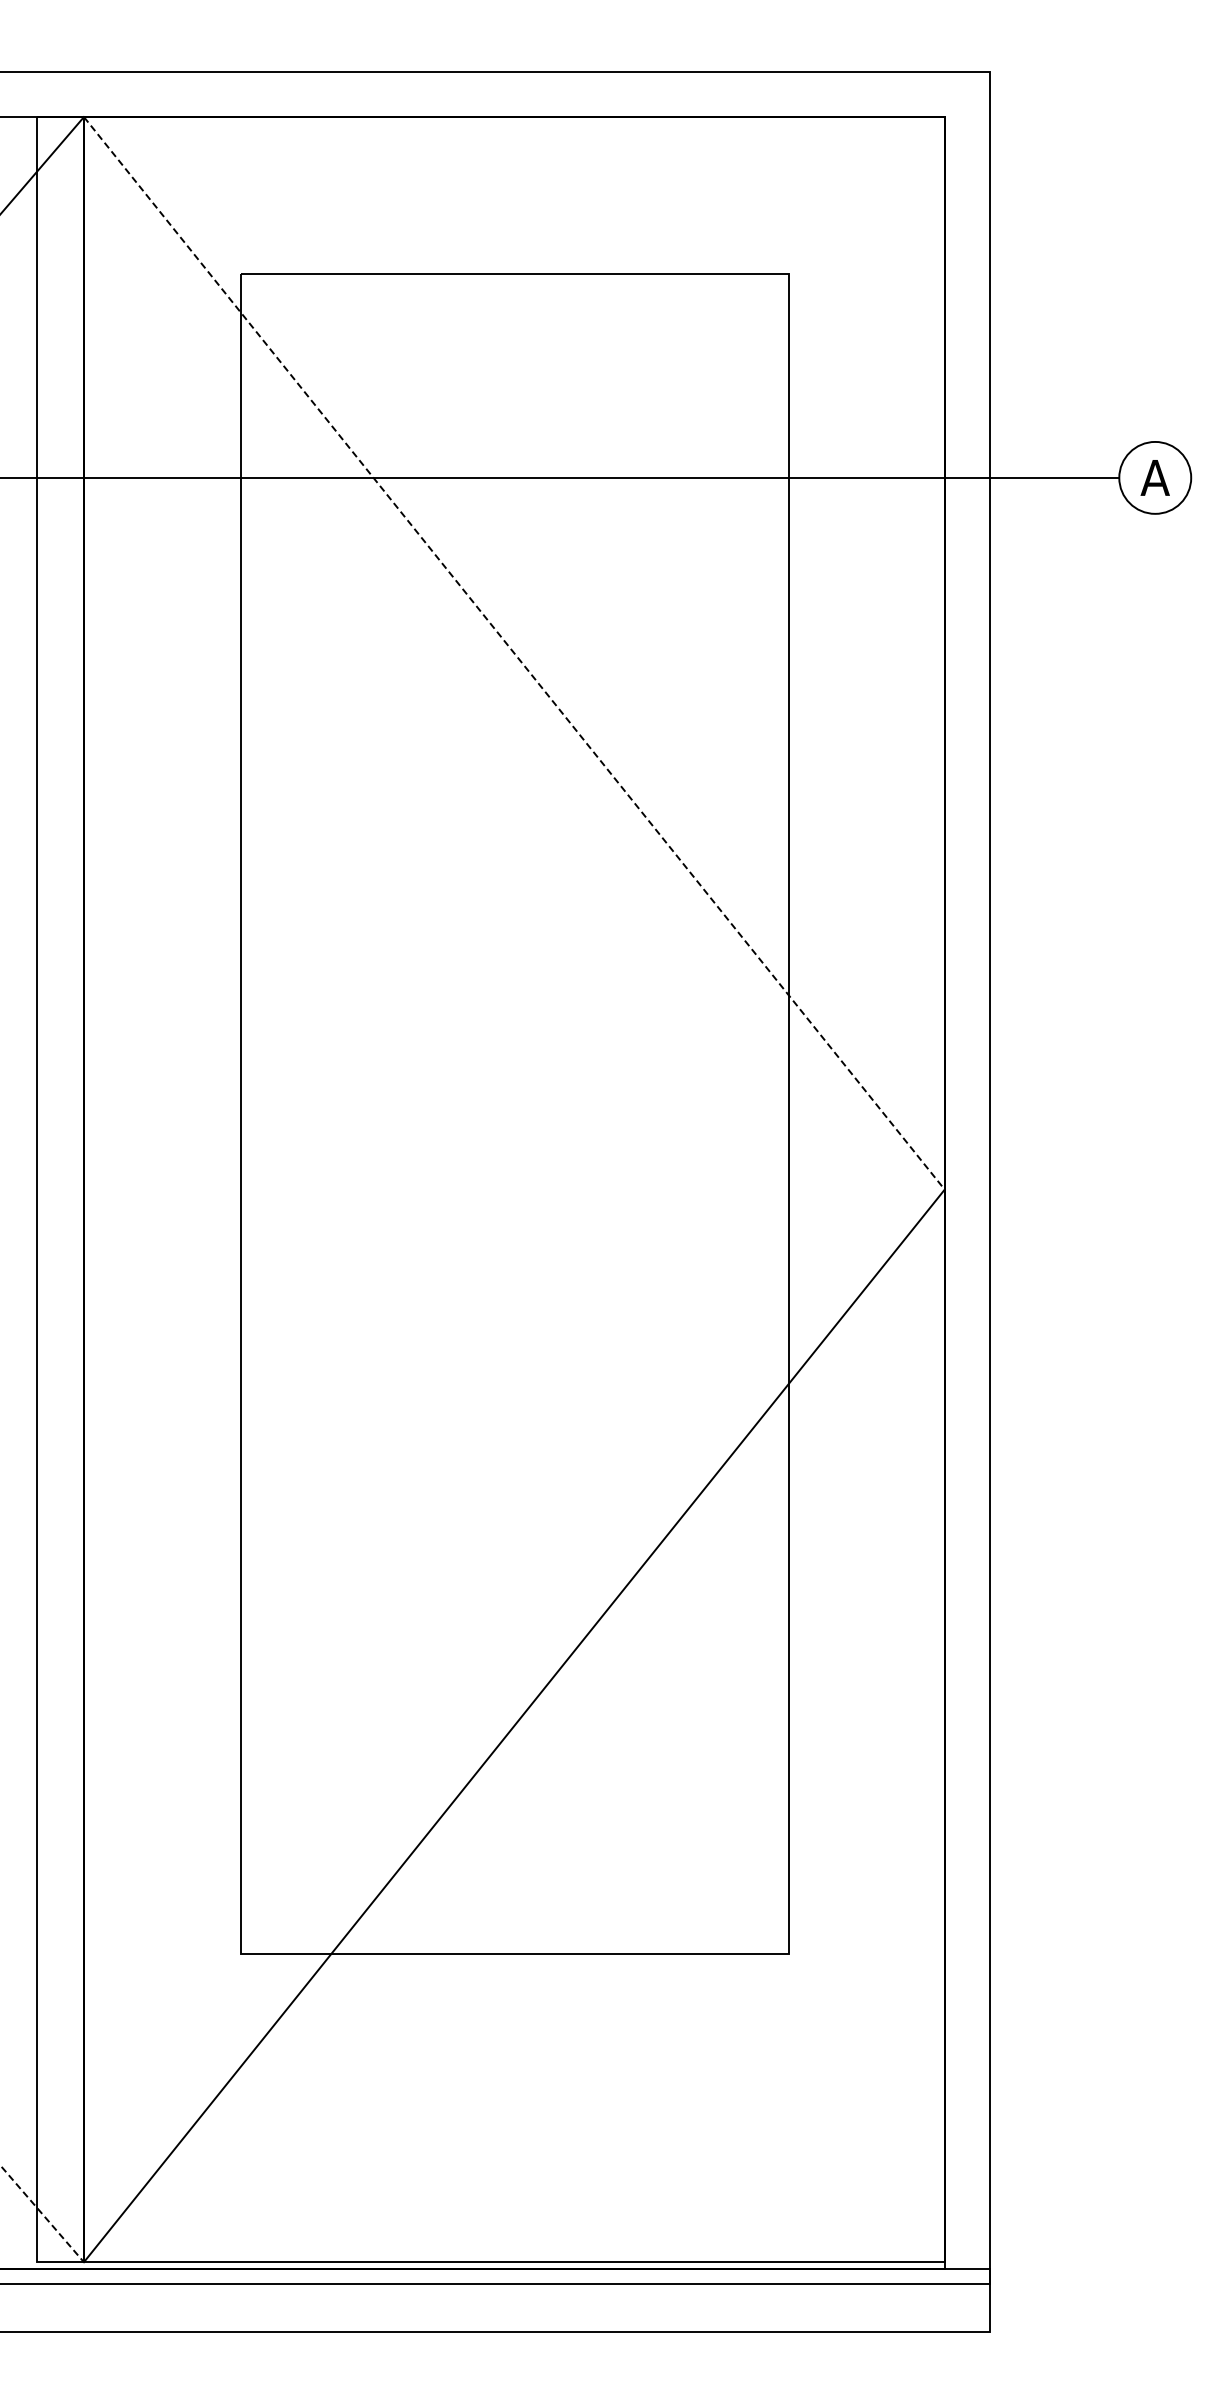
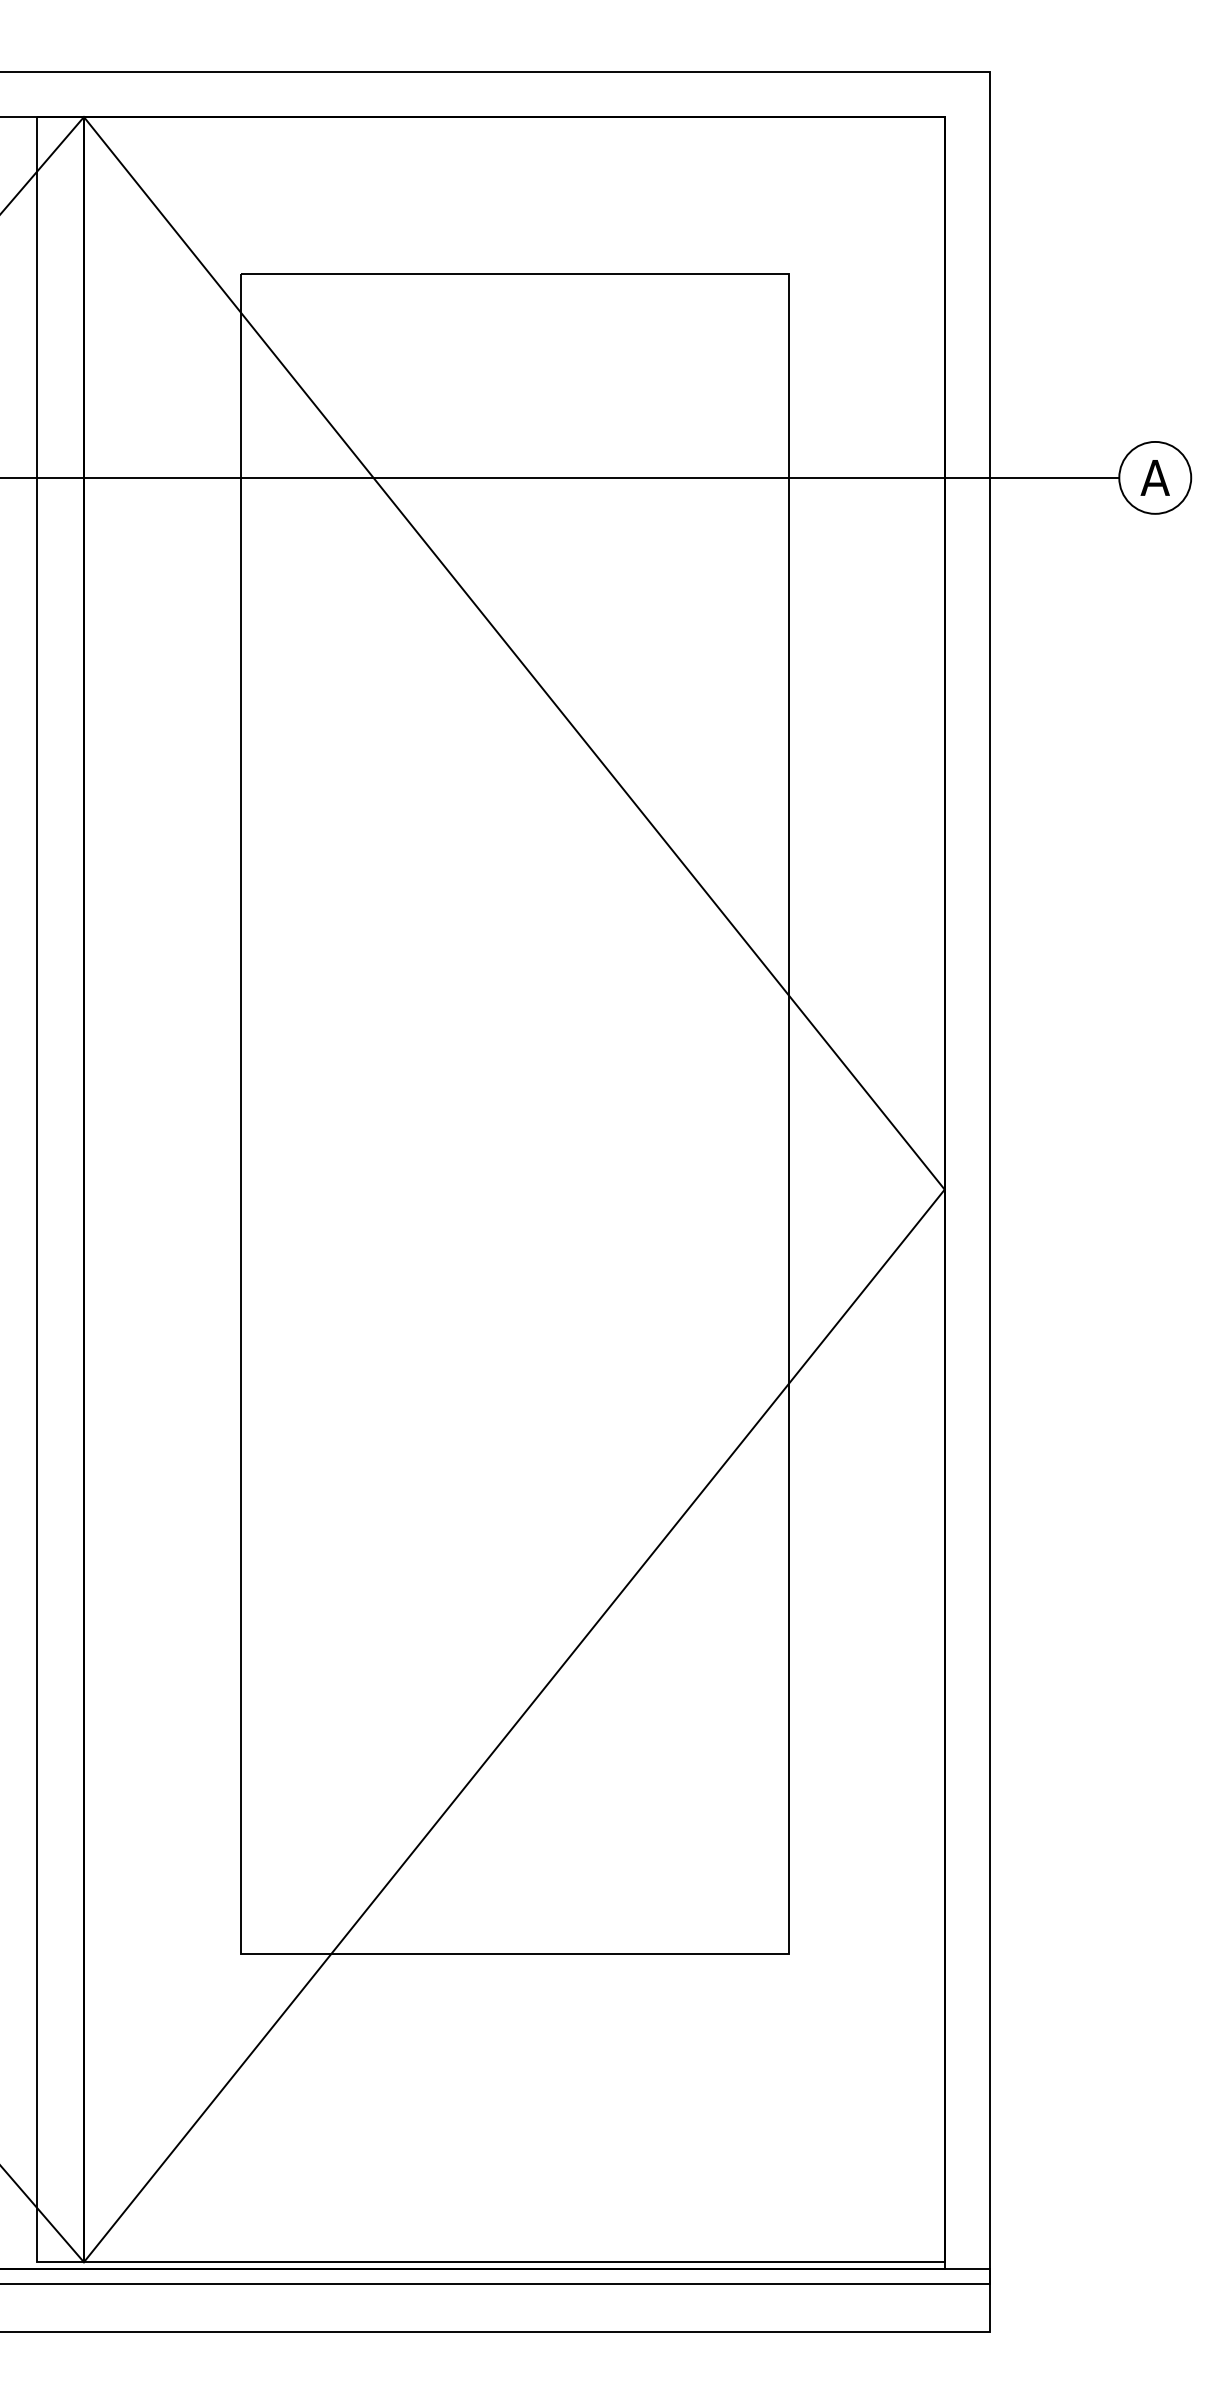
line: dashed -> solid (514, 653)
line: dashed -> solid (42, 2213)
